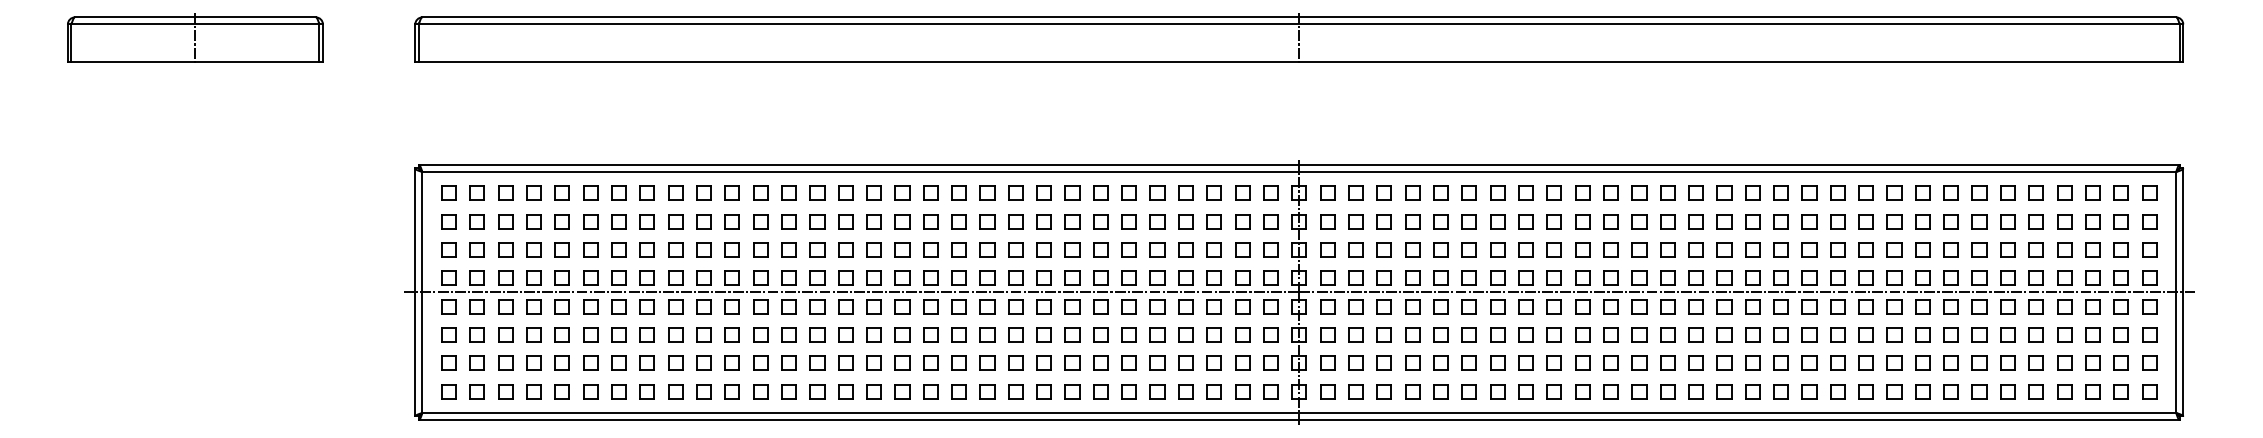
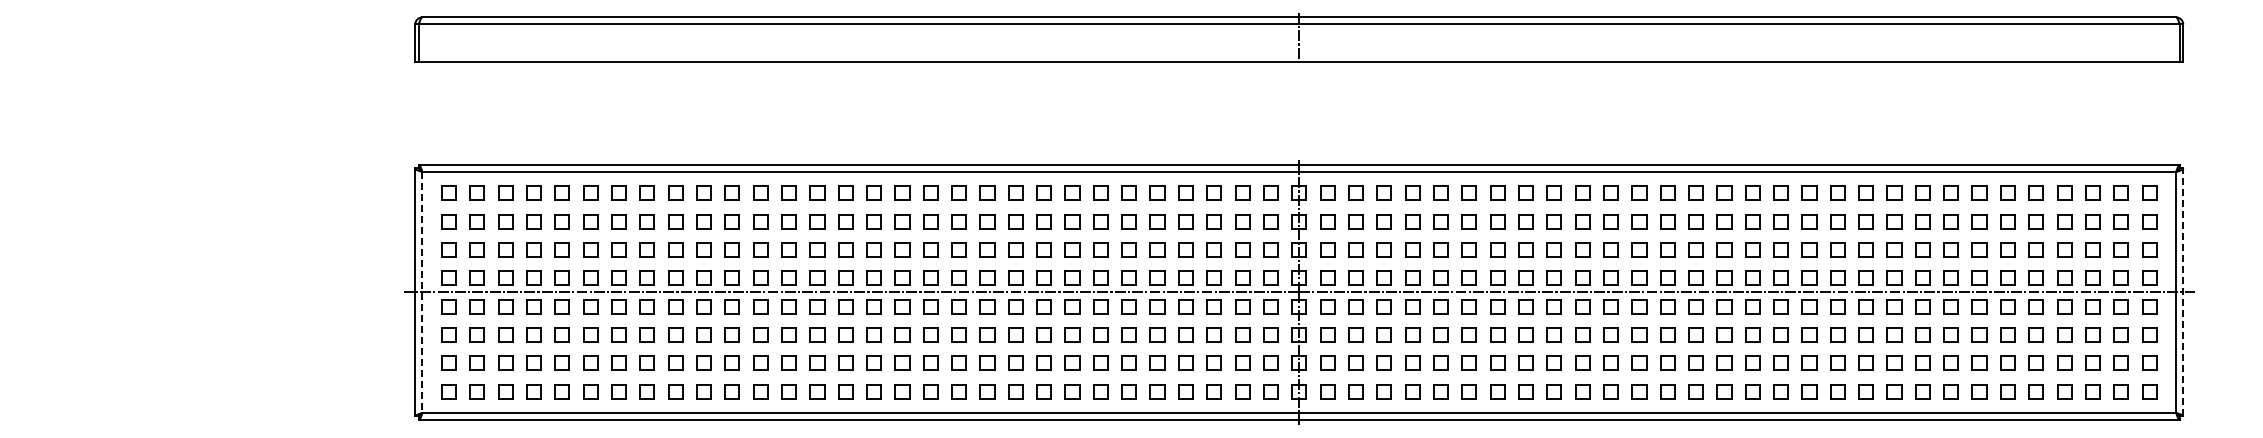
part: present -> none (195, 37)
line: solid -> dashed (2183, 291)
line: solid -> dashed (422, 292)
